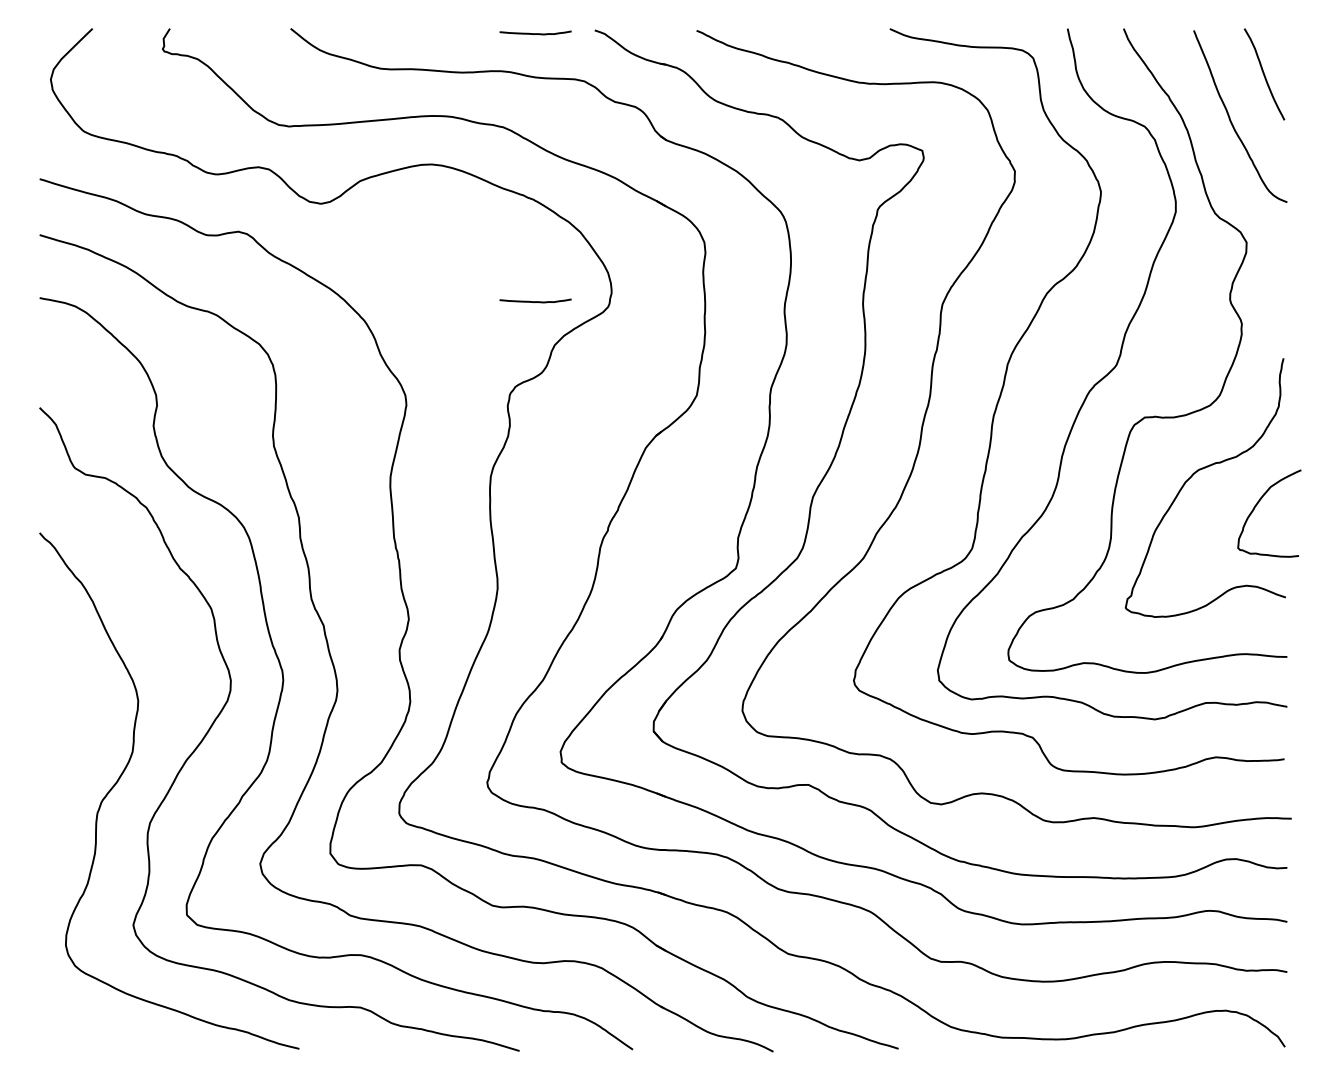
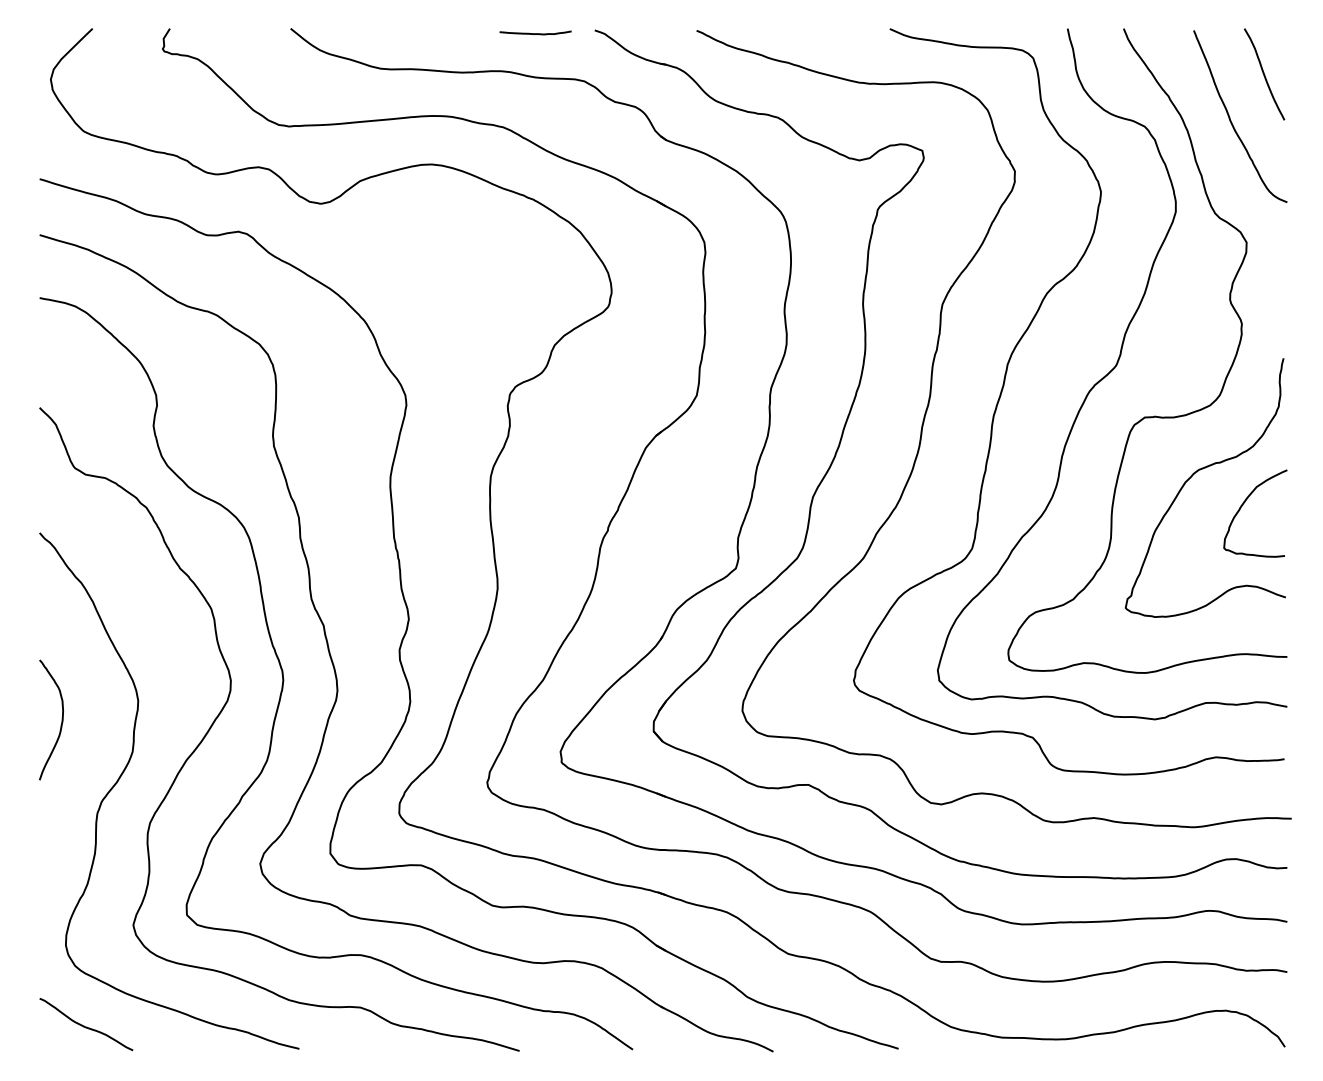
curve: present -> none (535, 301)
curve position: (1257, 505) -> (1243, 505) (1243, 505)
curve: none -> present (61, 719)
curve: none -> present (86, 1026)
